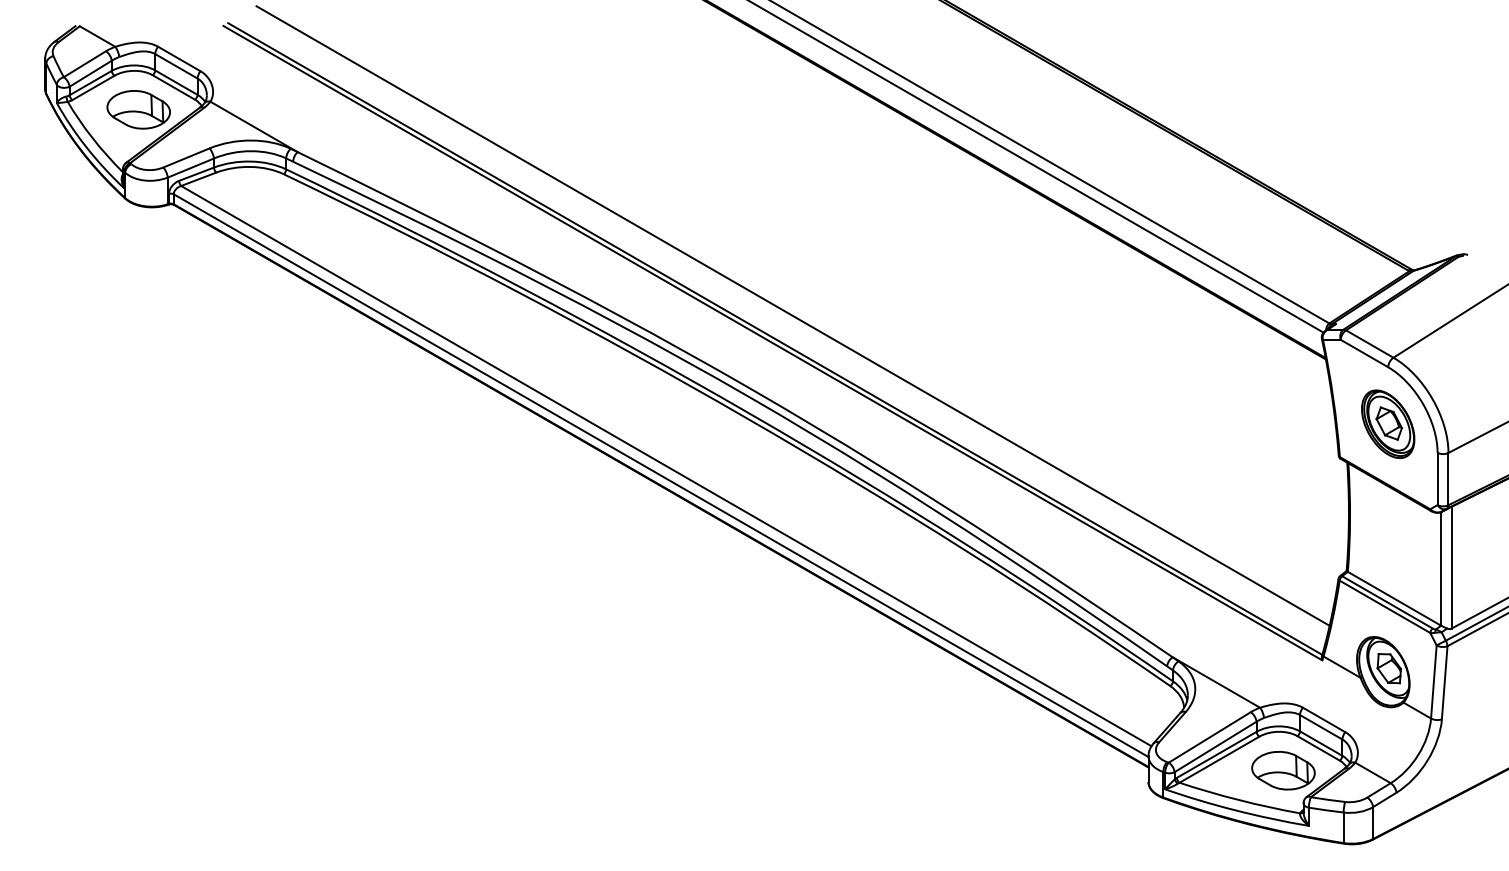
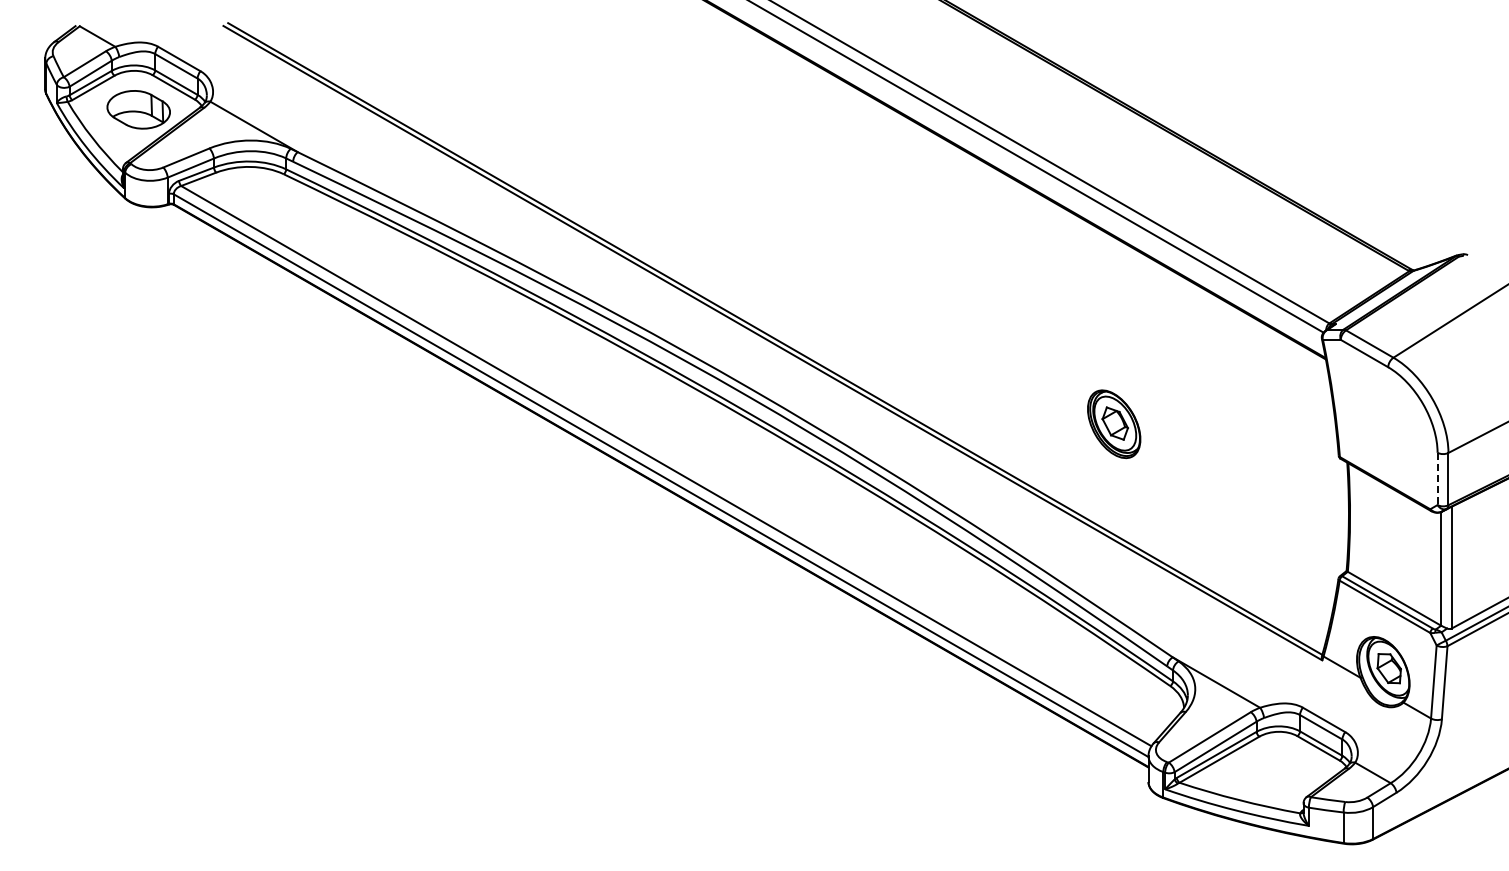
line: present -> none (792, 315)
part position: (1388, 424) -> (1114, 424) (1114, 424)
line: solid -> dashed (1437, 479)
part: present -> none (1283, 770)
